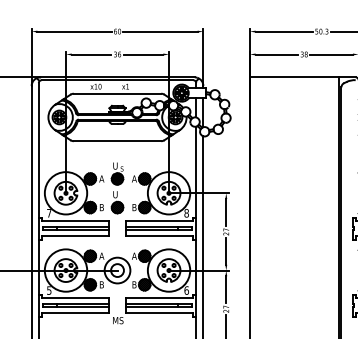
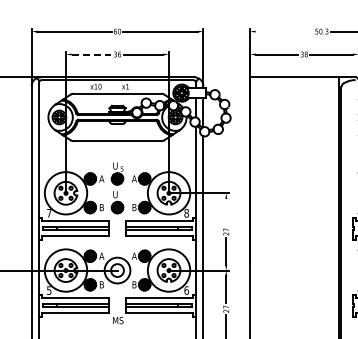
line: present -> none (283, 31)
line: solid -> dashed (91, 54)
line: present -> none (226, 212)
